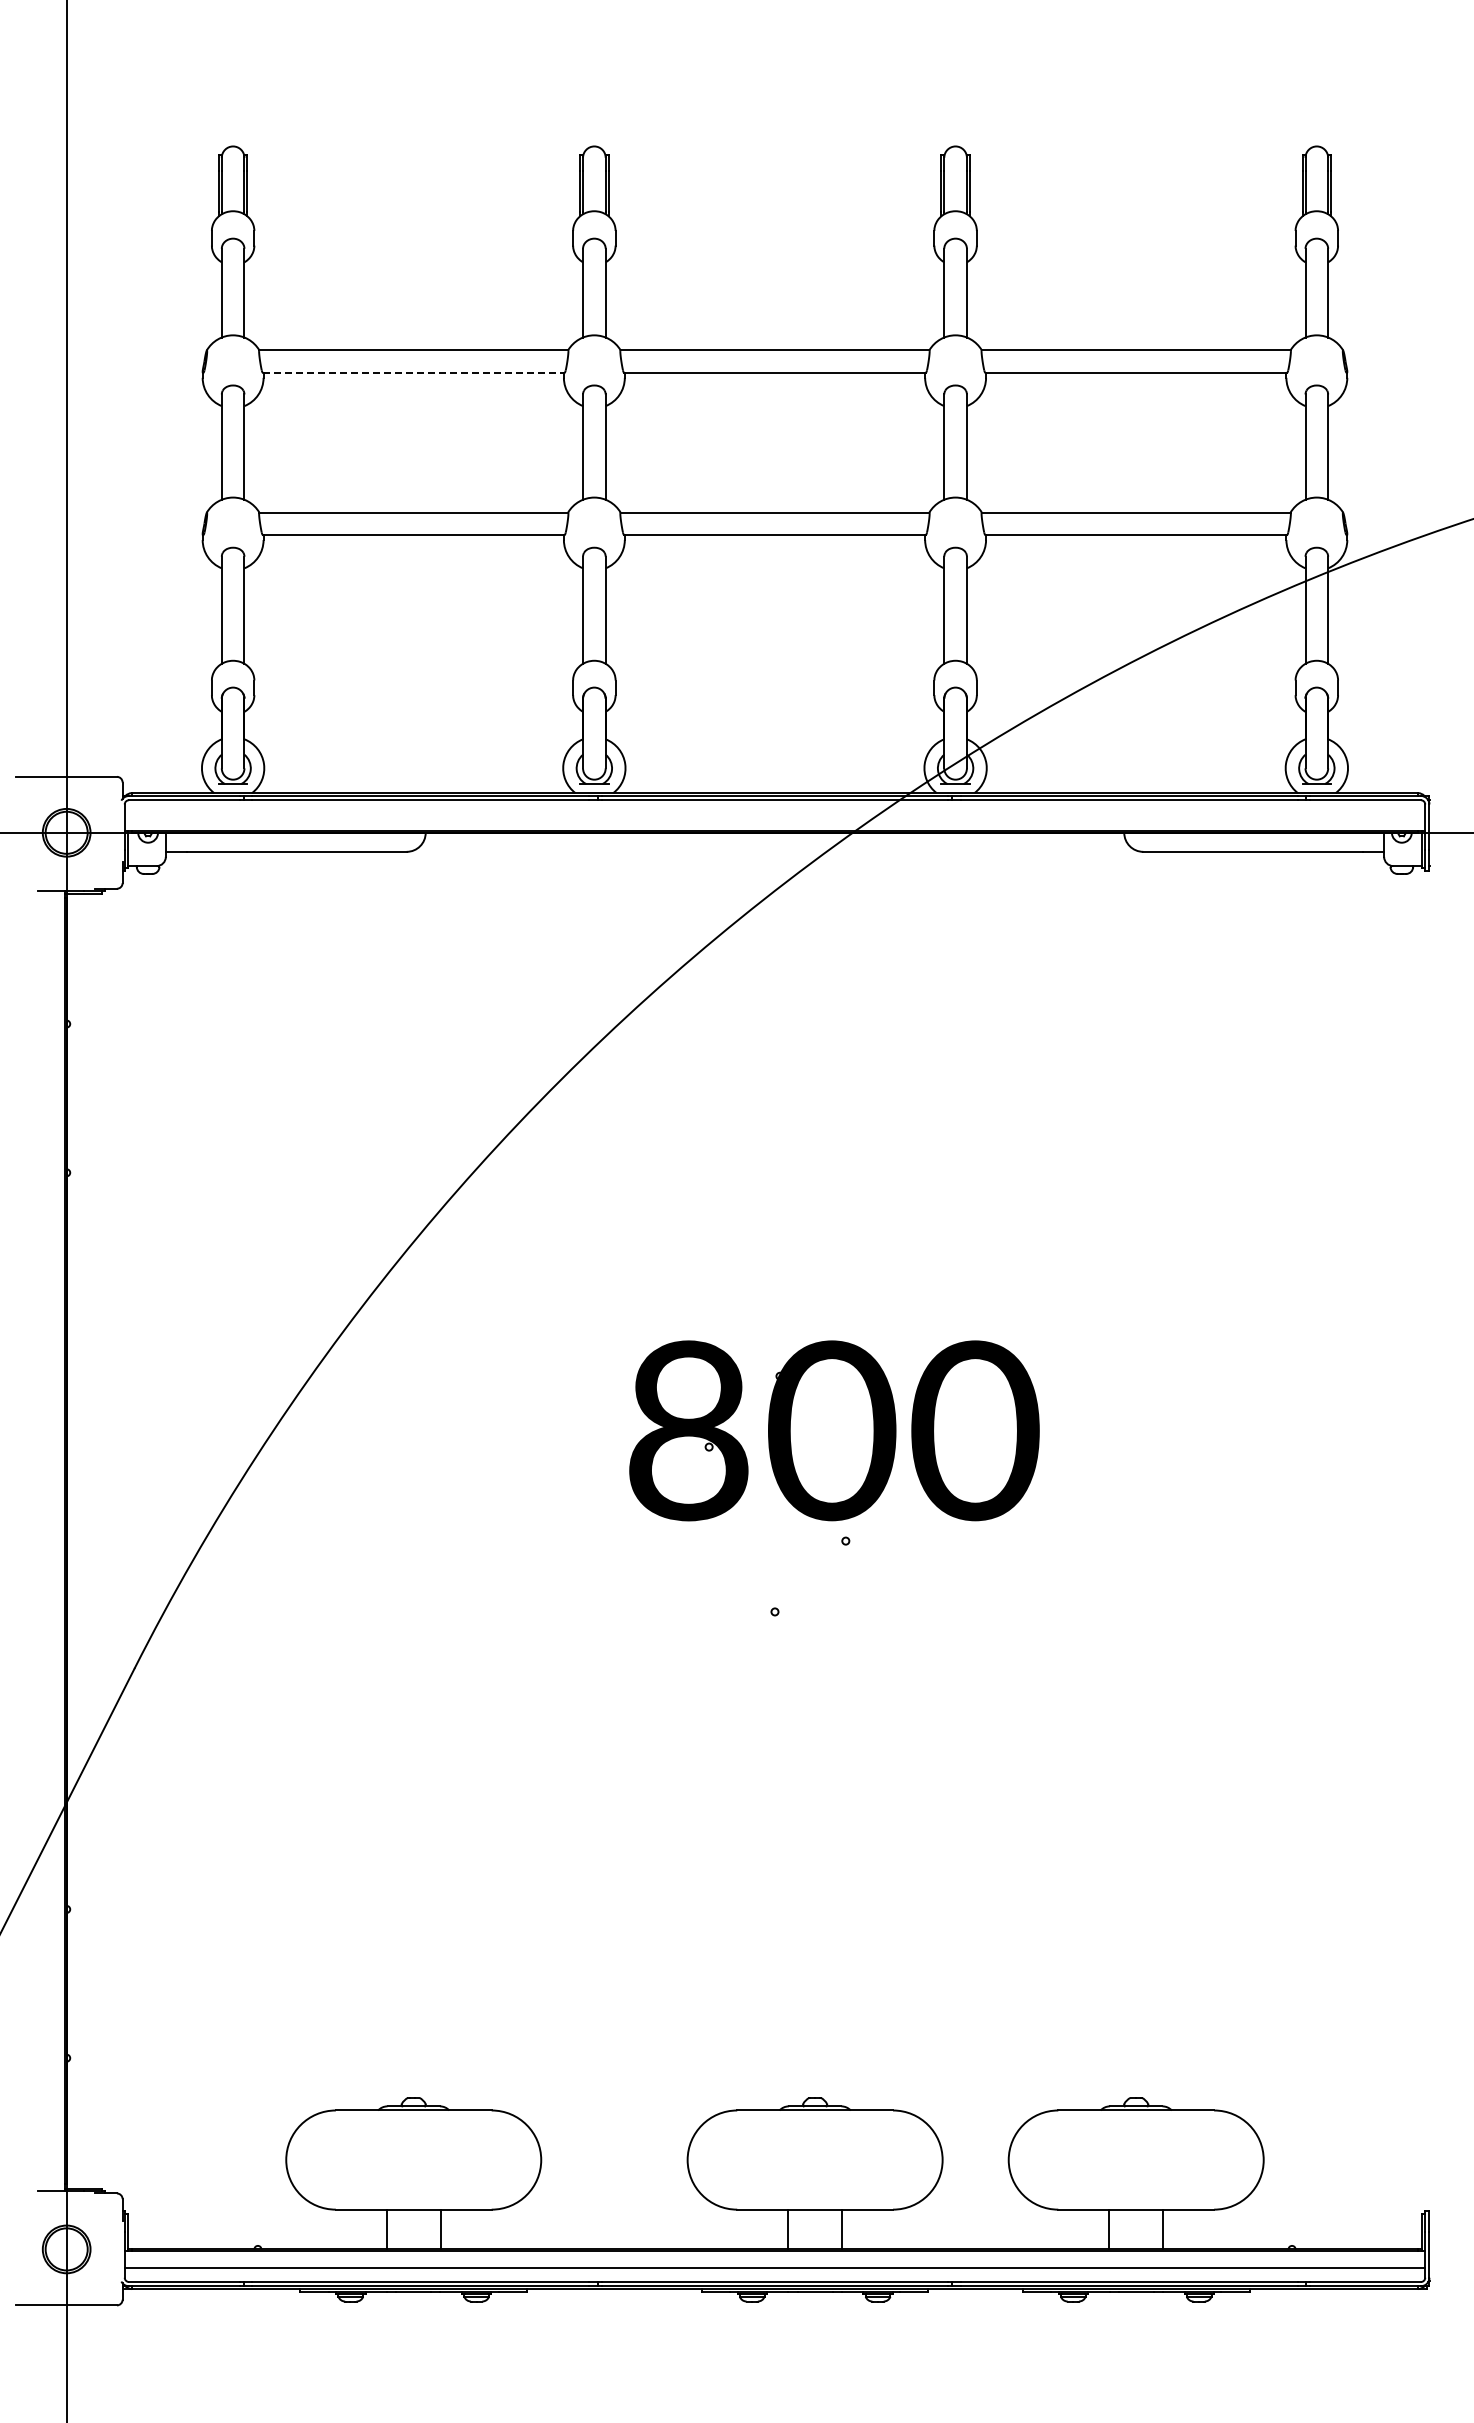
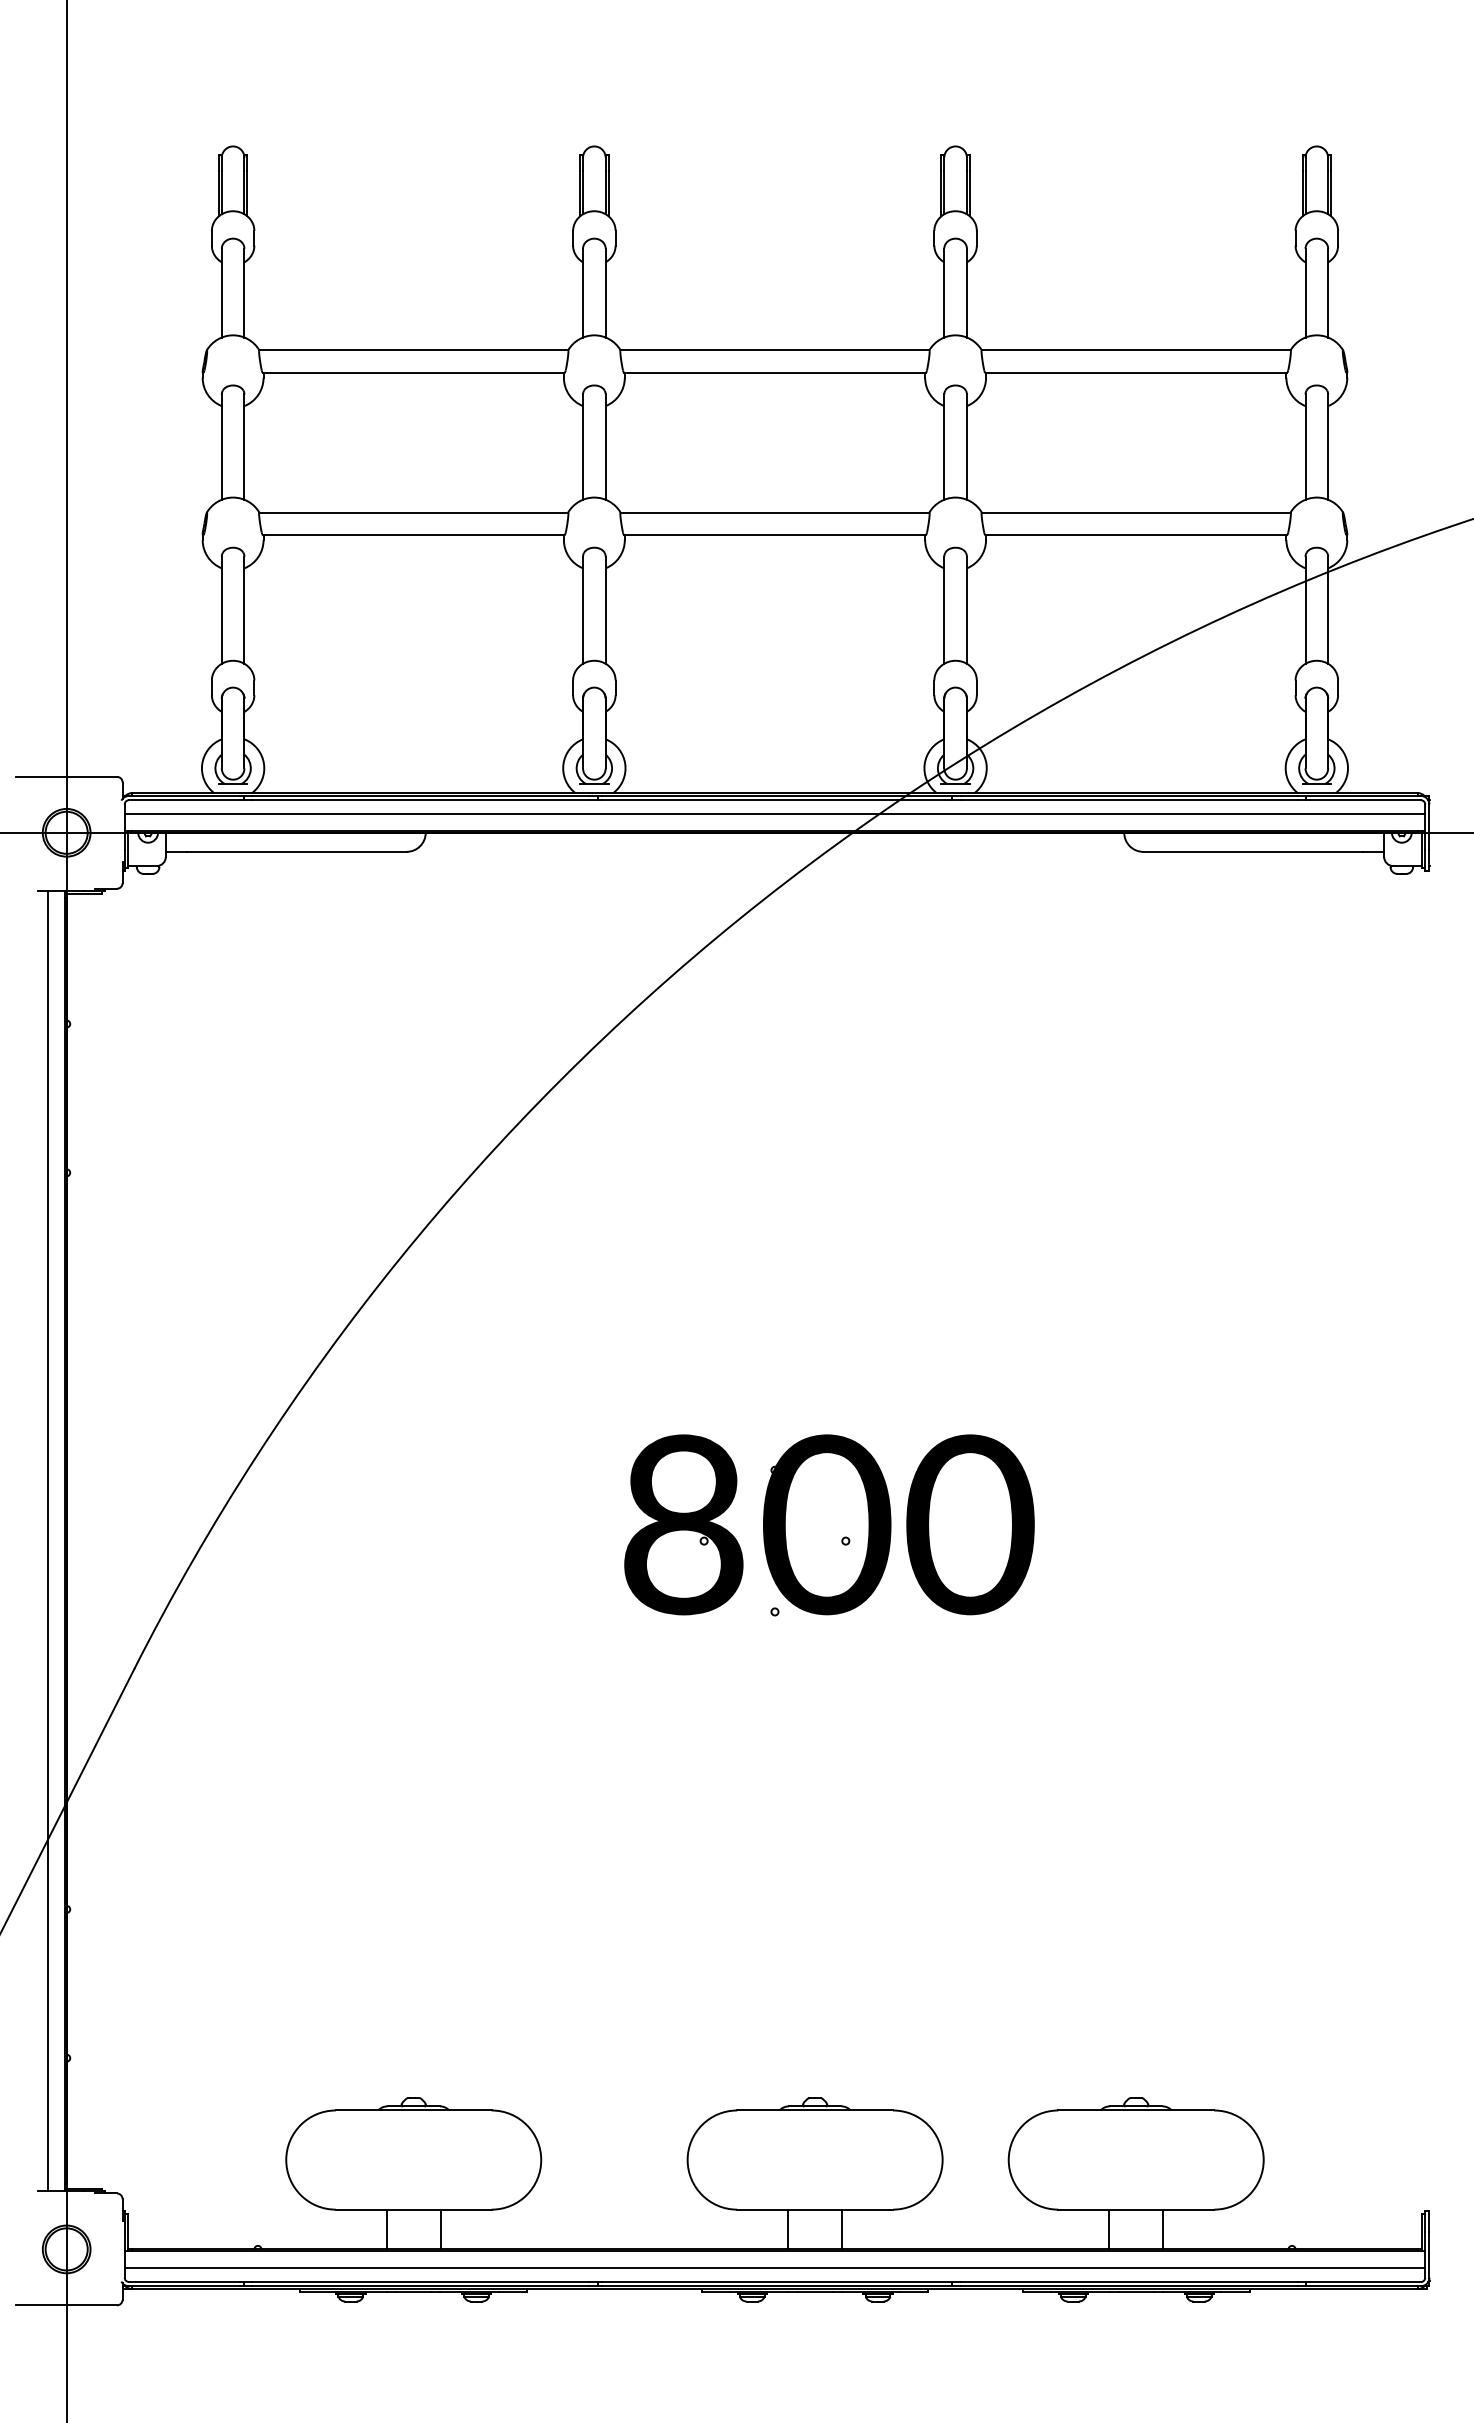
line: dashed -> solid (413, 373)
line: none -> present (774, 814)
part position: (834, 1430) -> (829, 1524) (829, 1524)
line: none -> present (48, 1540)
